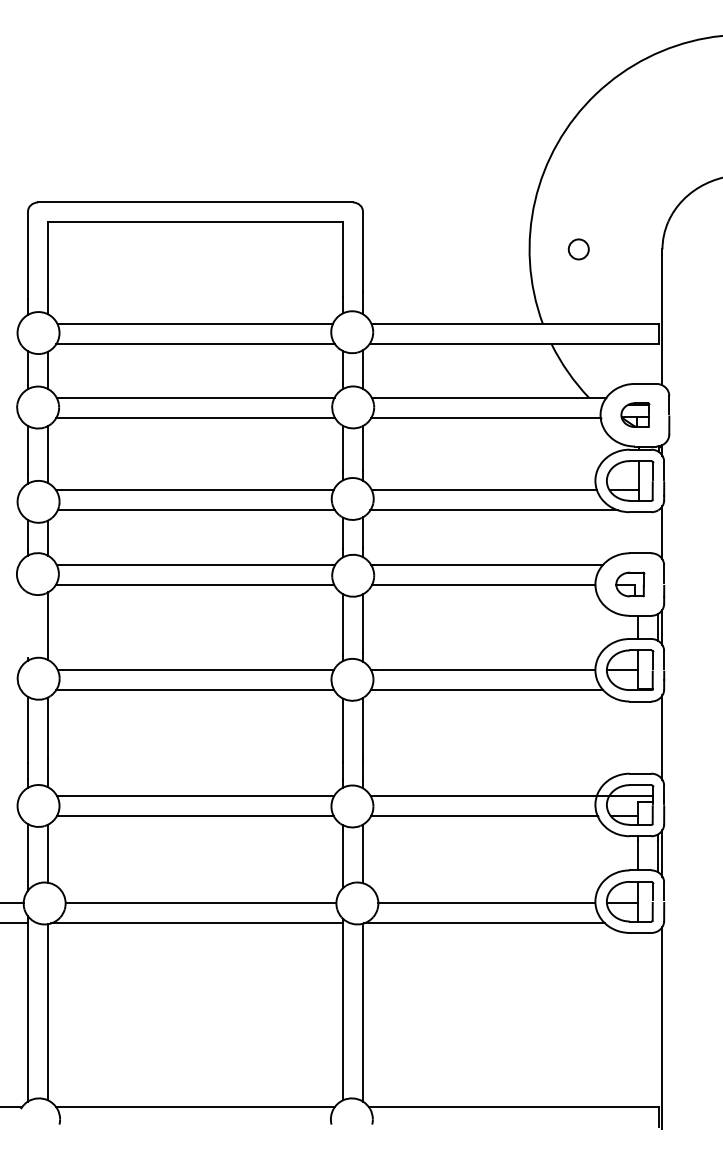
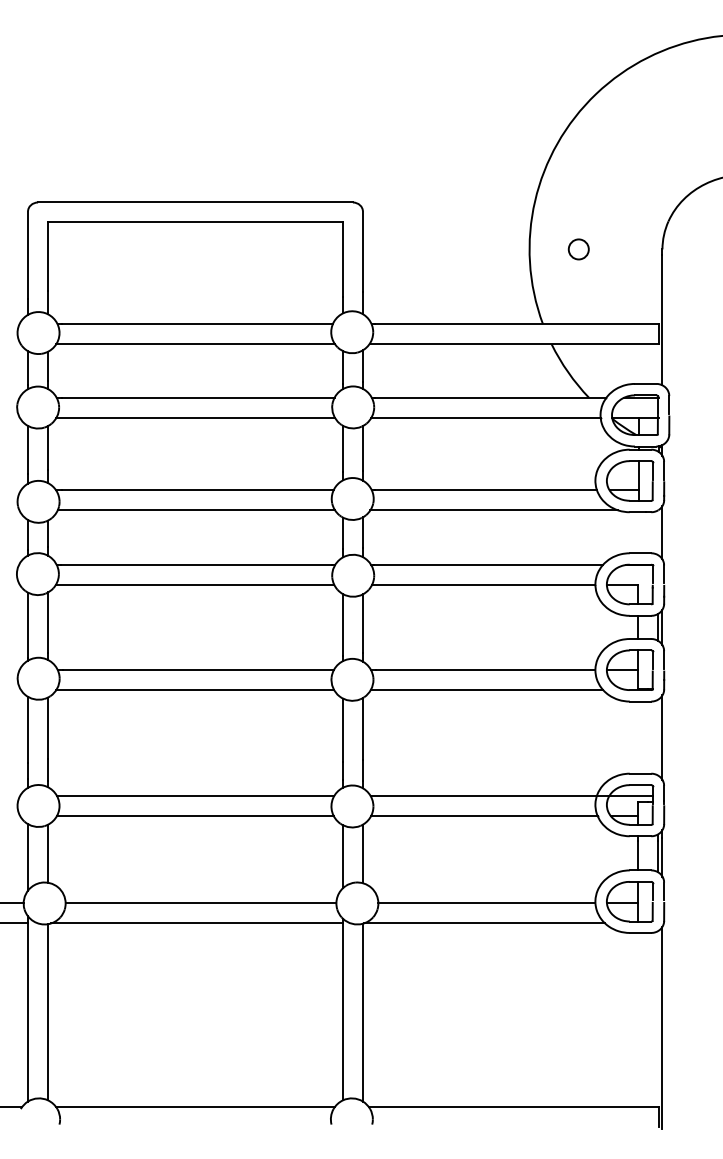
part size: 31x26 px -> 49x42 px (635, 414)
part size: 31x27 px -> 49x43 px (630, 584)
line: none -> present (28, 624)
